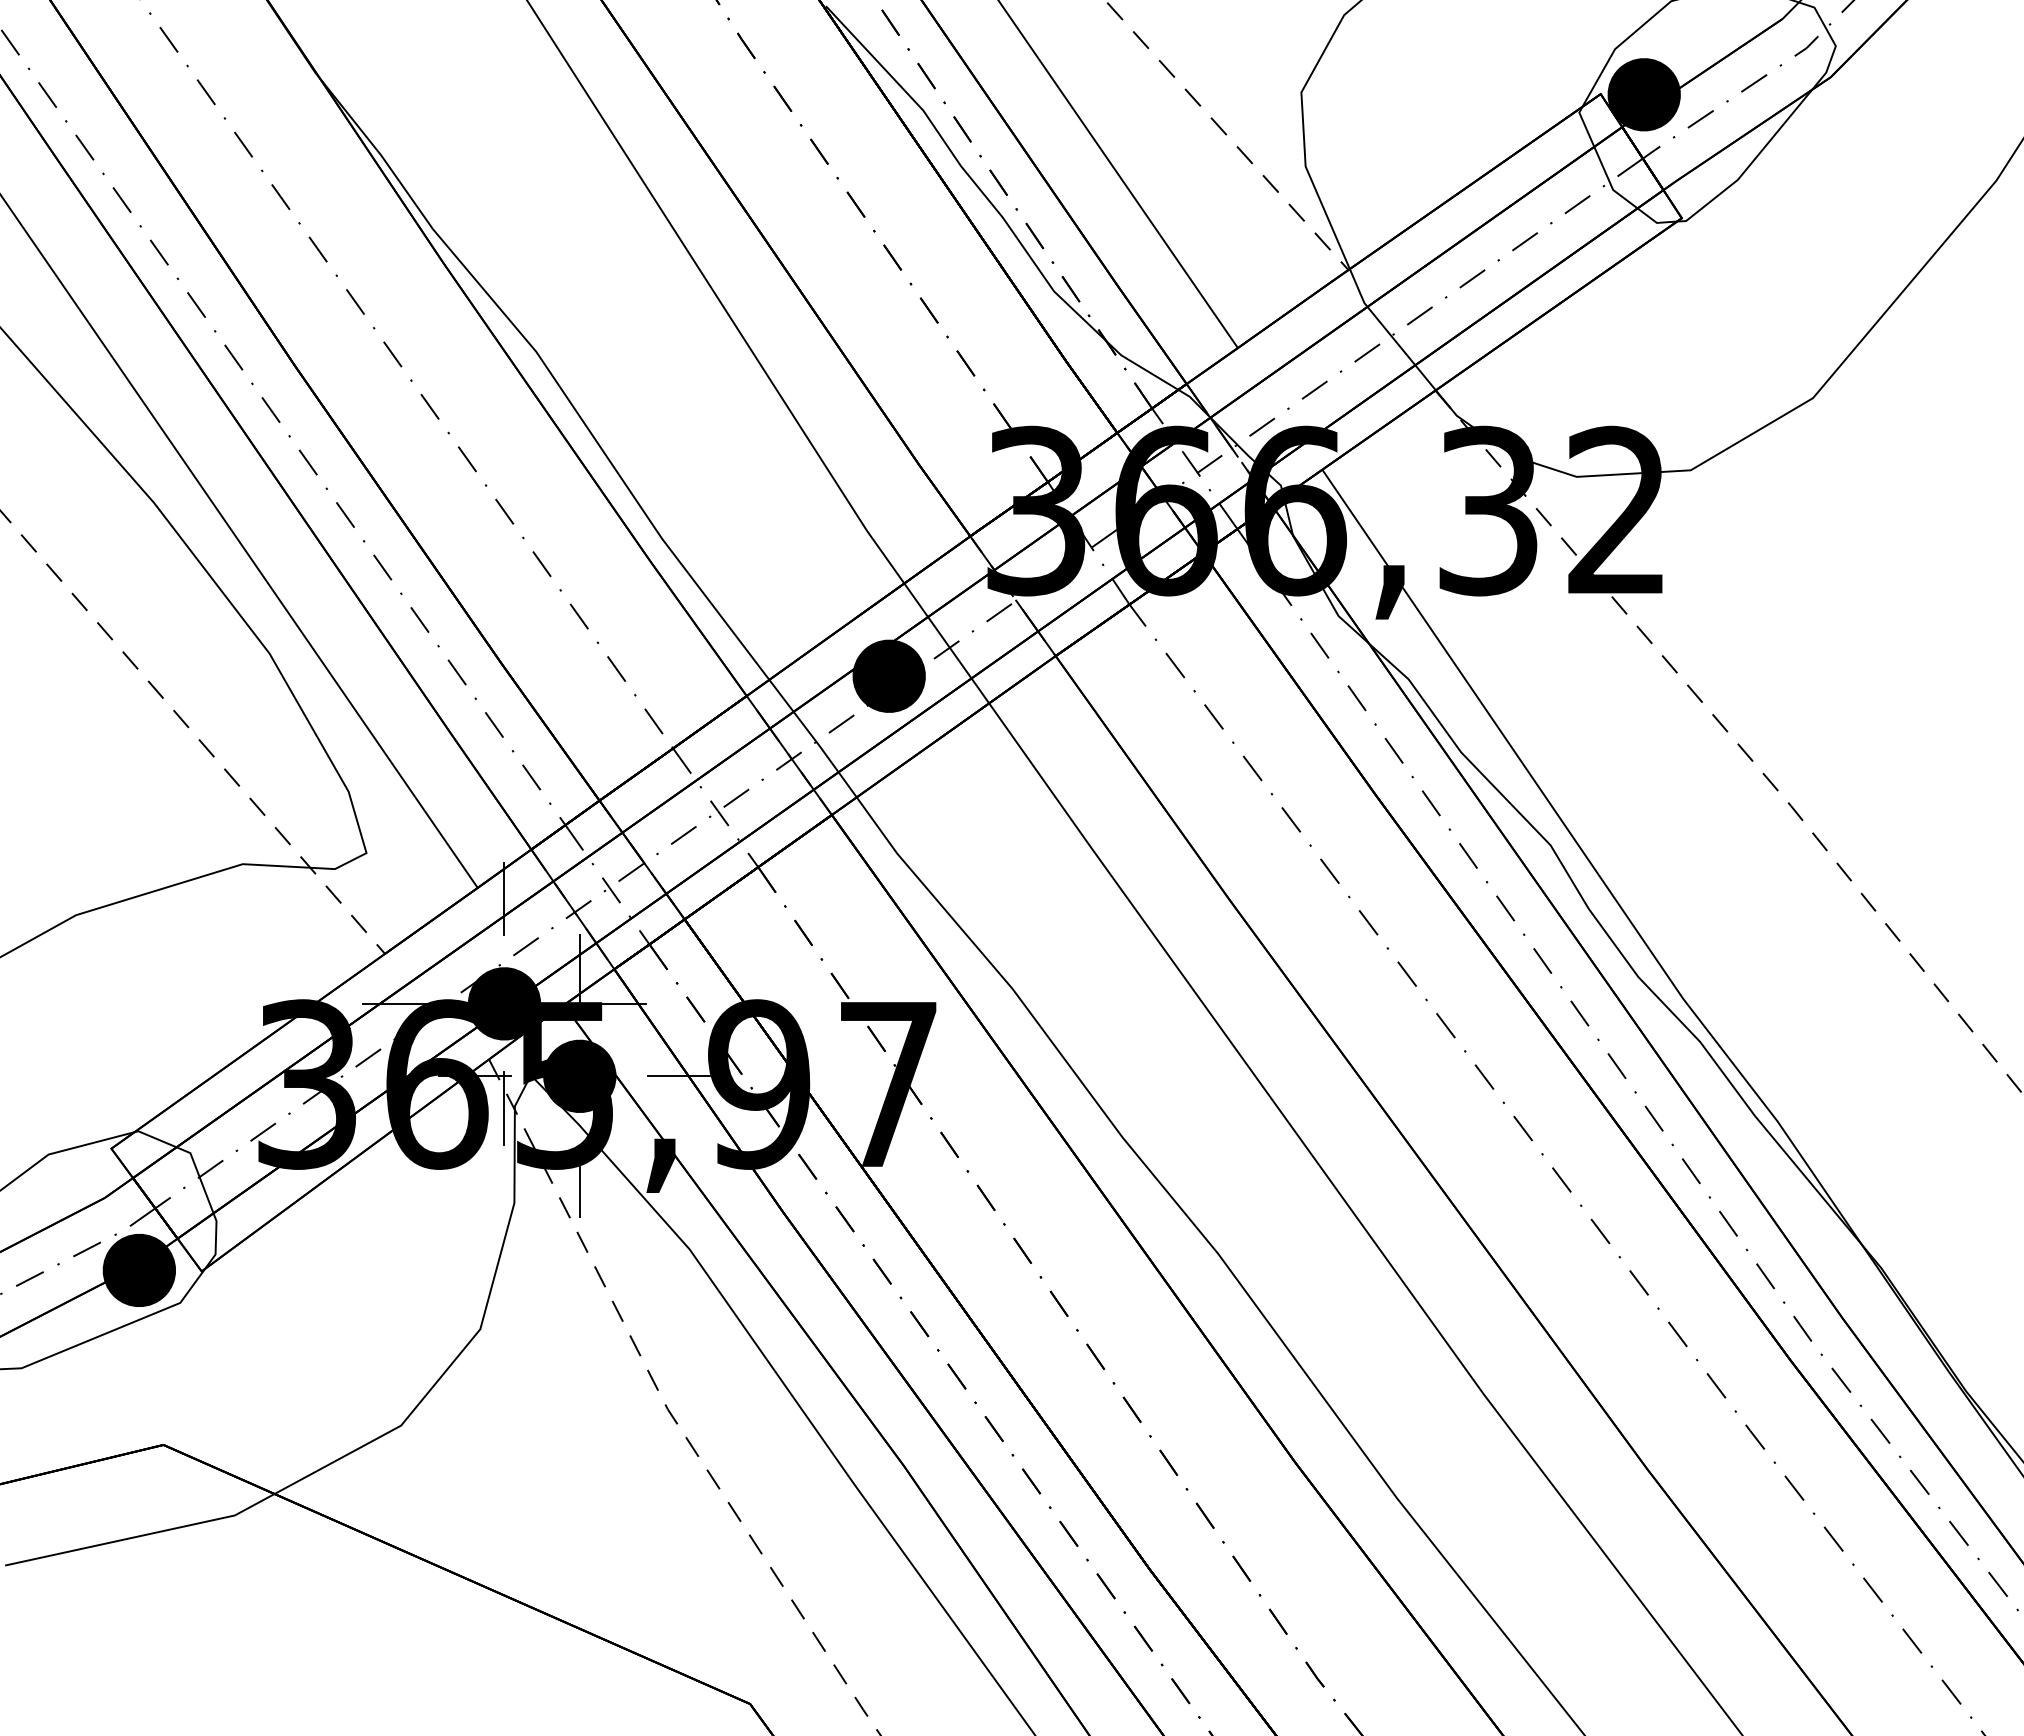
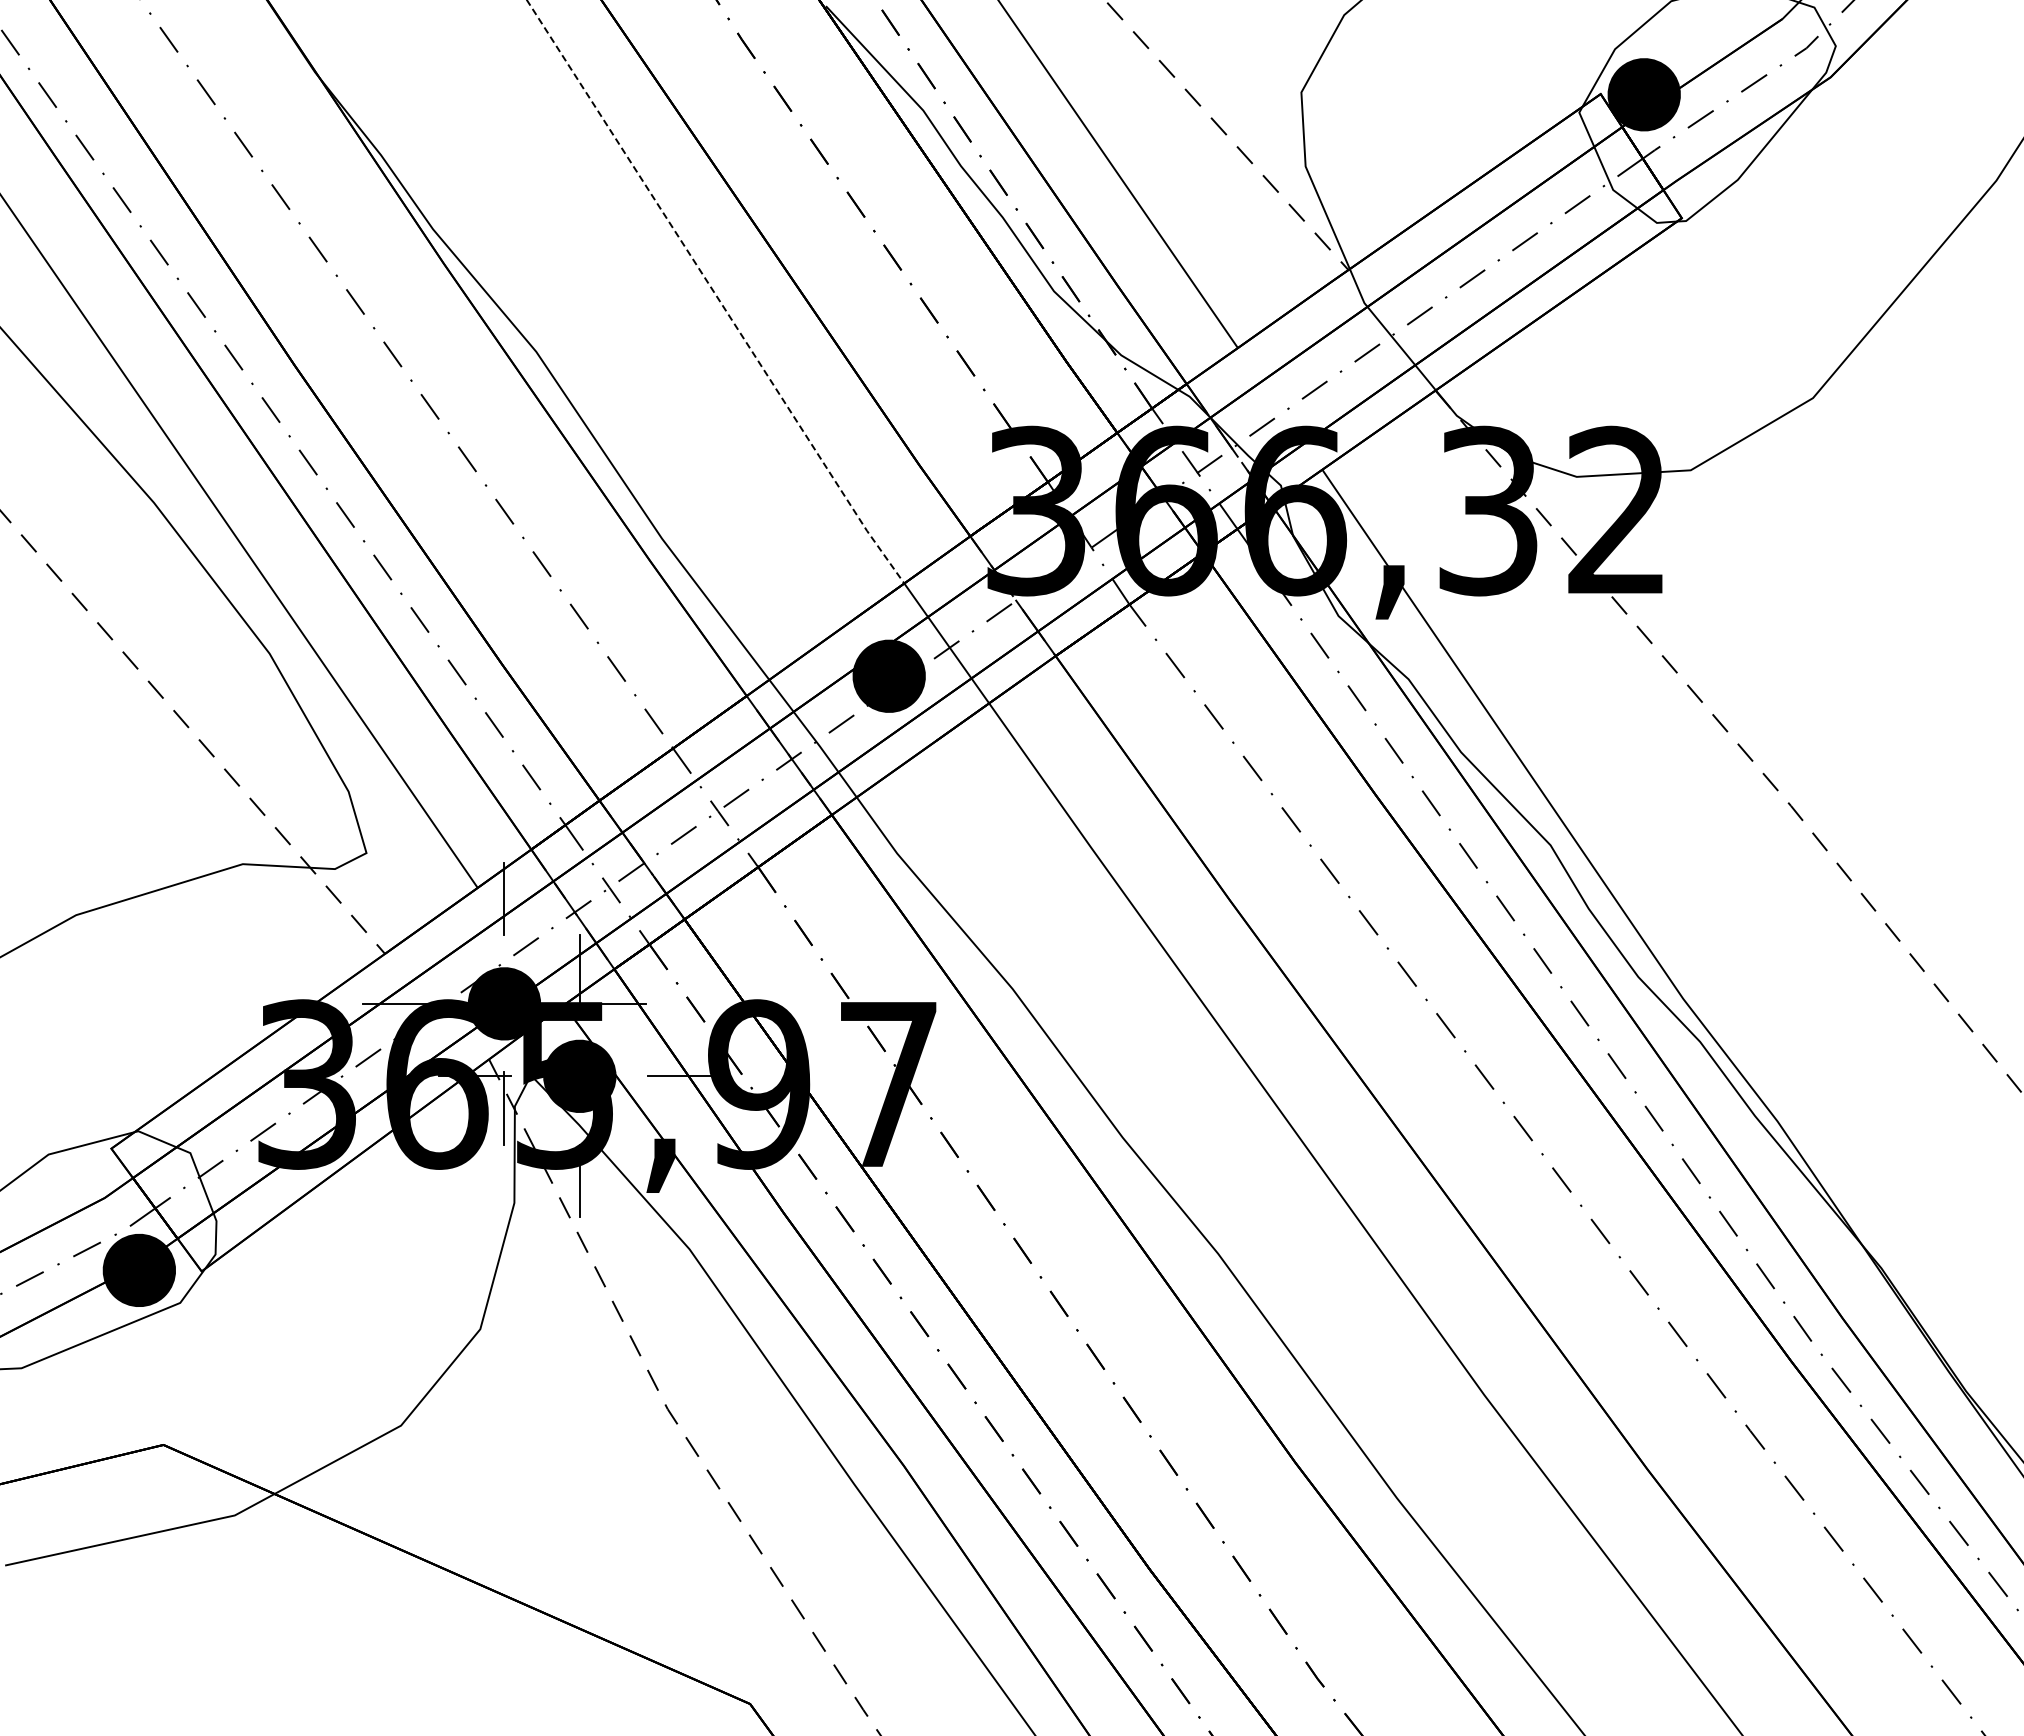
line: solid -> dashed (715, 293)
